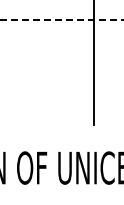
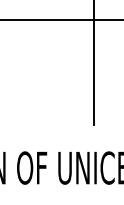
line: dashed -> solid (61, 19)
